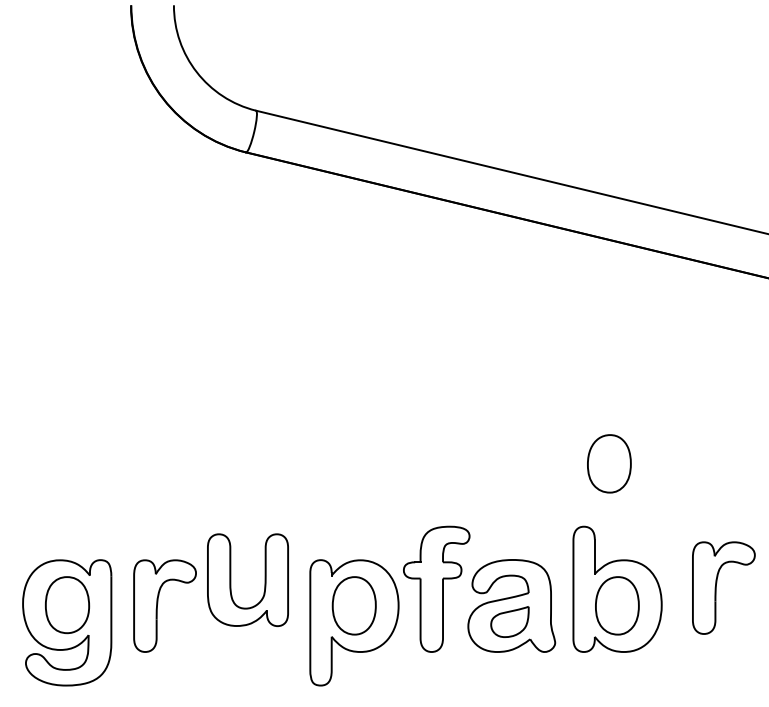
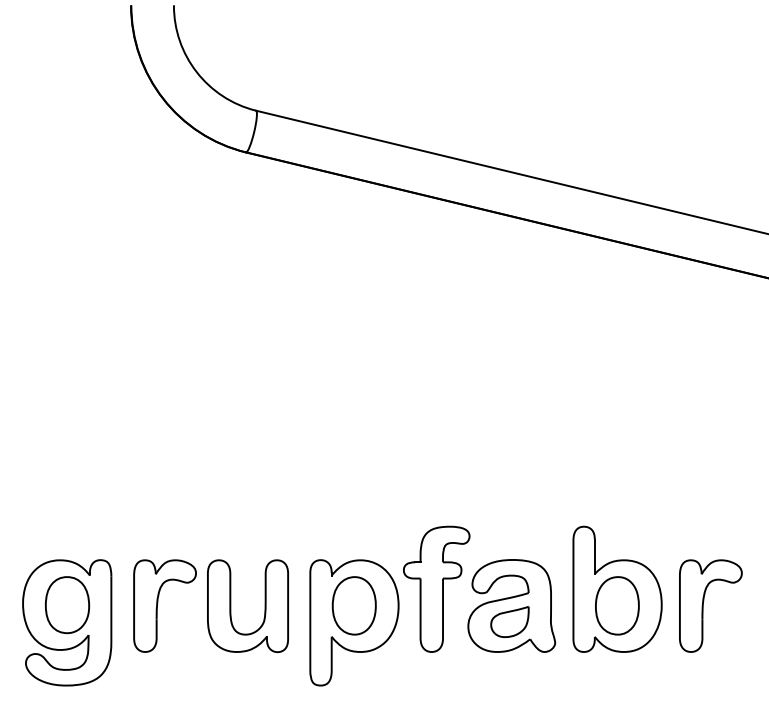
part: present -> none (609, 463)
part position: (231, 579) -> (231, 605) (231, 605)
part position: (716, 587) -> (703, 605) (703, 605)
